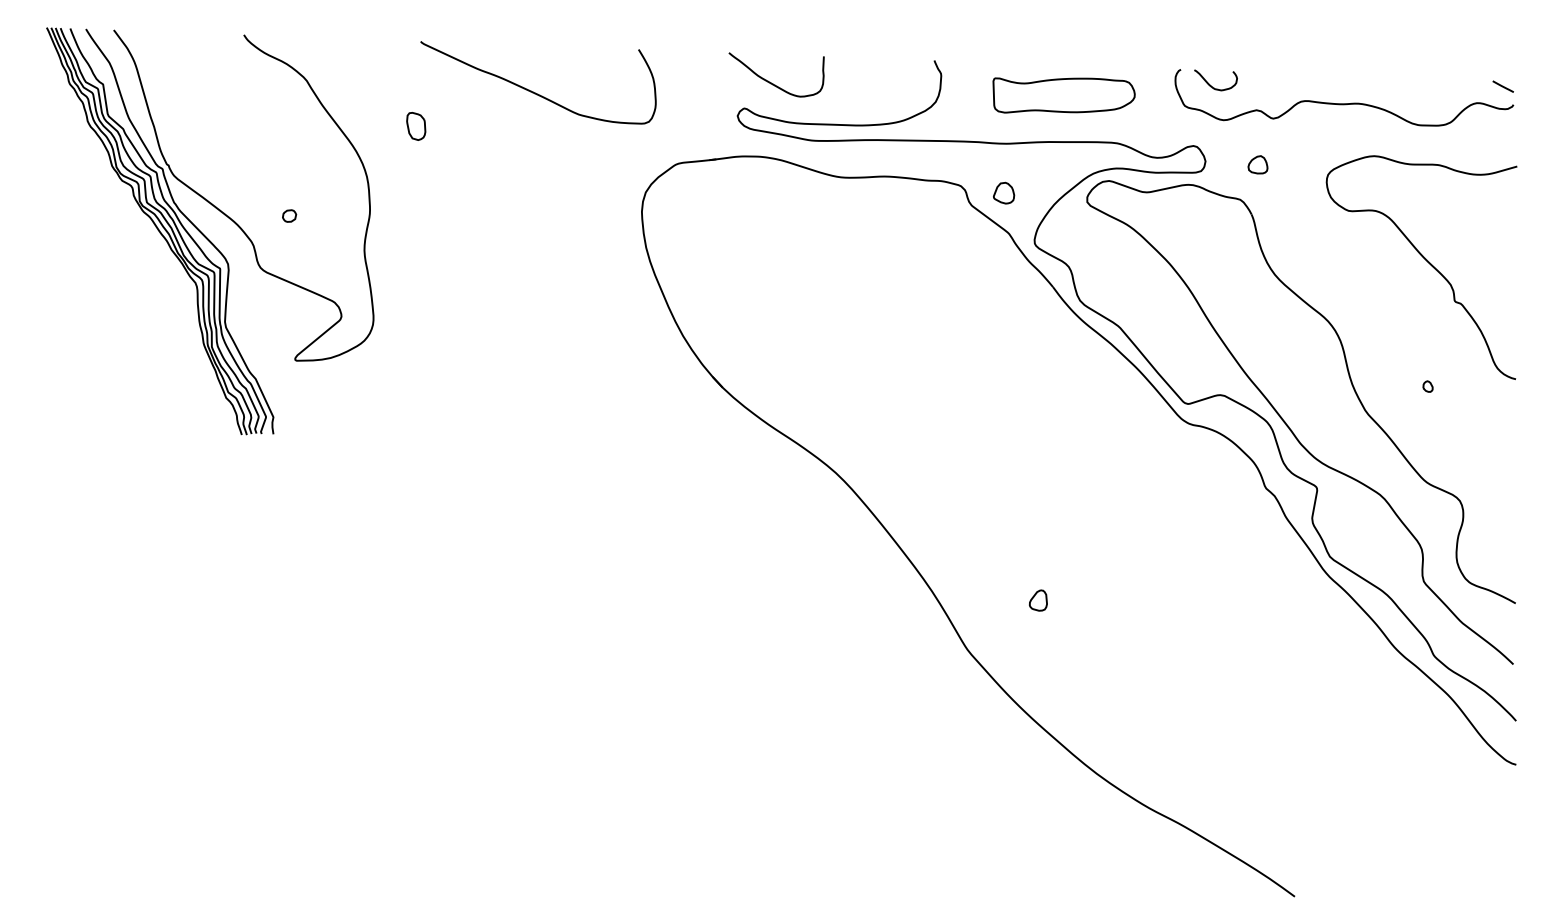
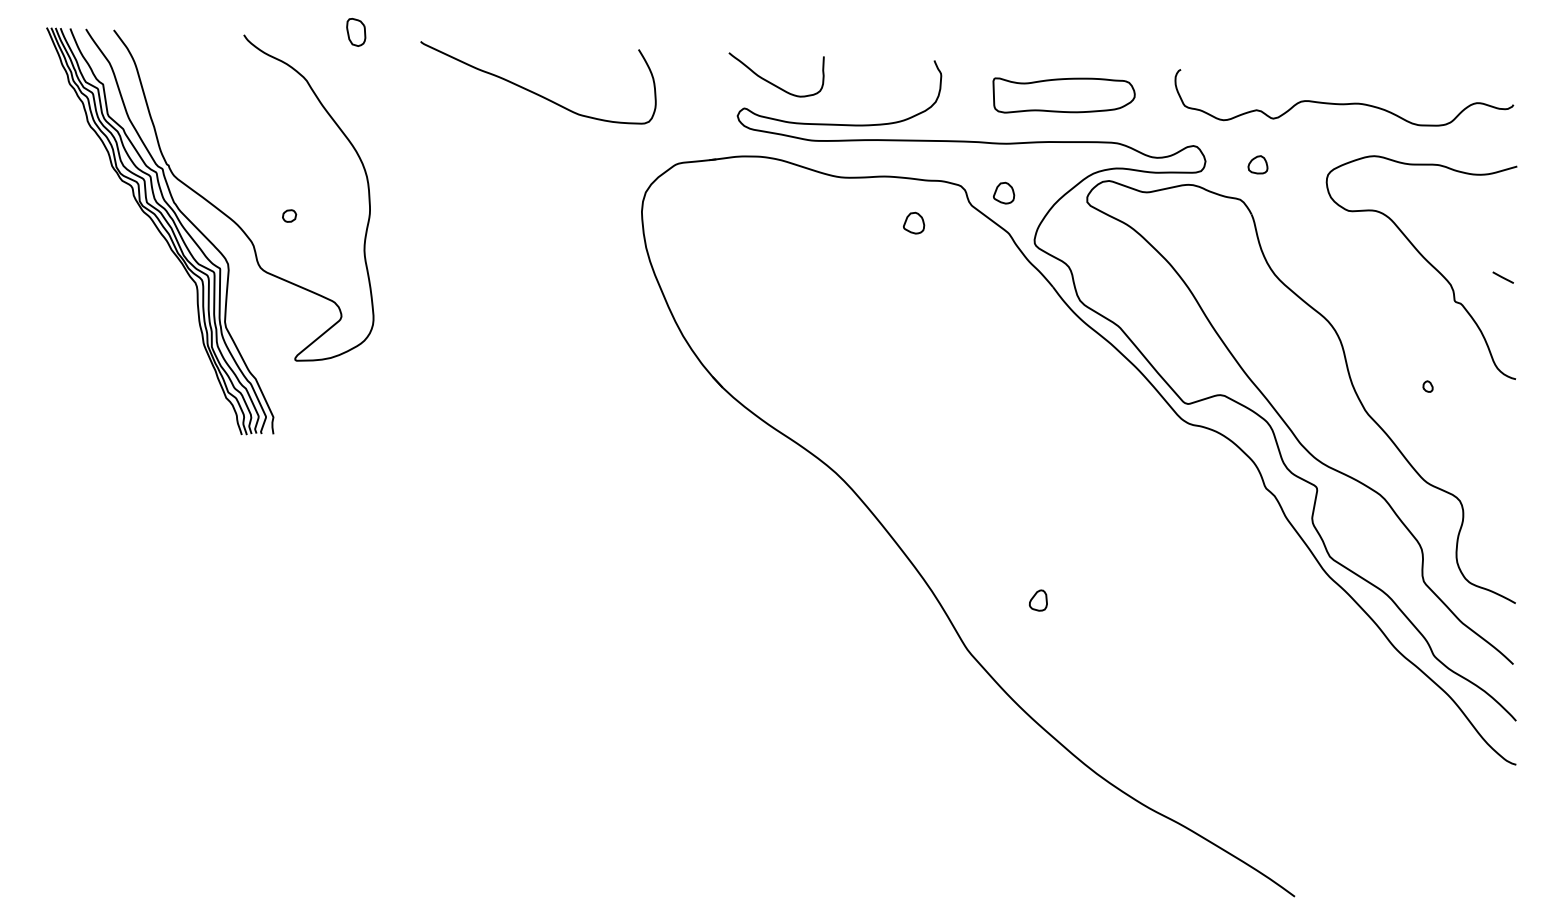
curve: present -> none (1210, 84)
line position: (1502, 86) -> (1502, 277) (1502, 277)
part position: (416, 126) -> (356, 32) (356, 32)
part: none -> present (914, 222)
